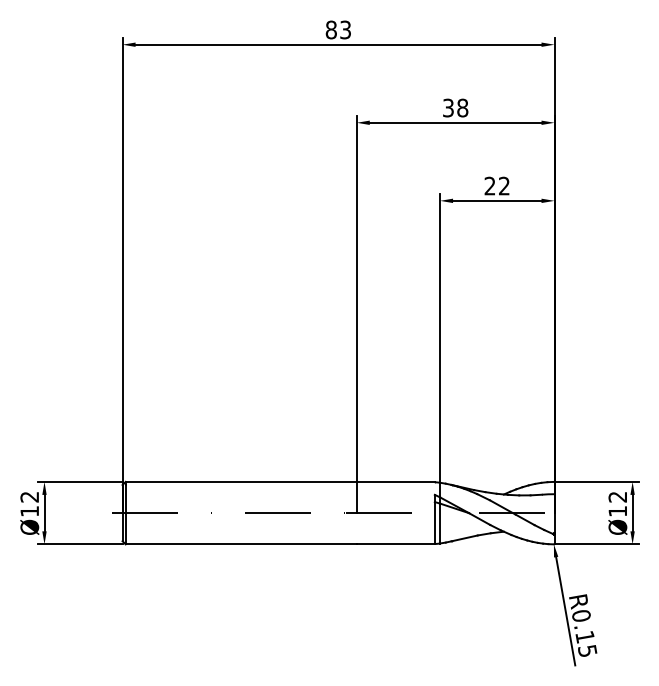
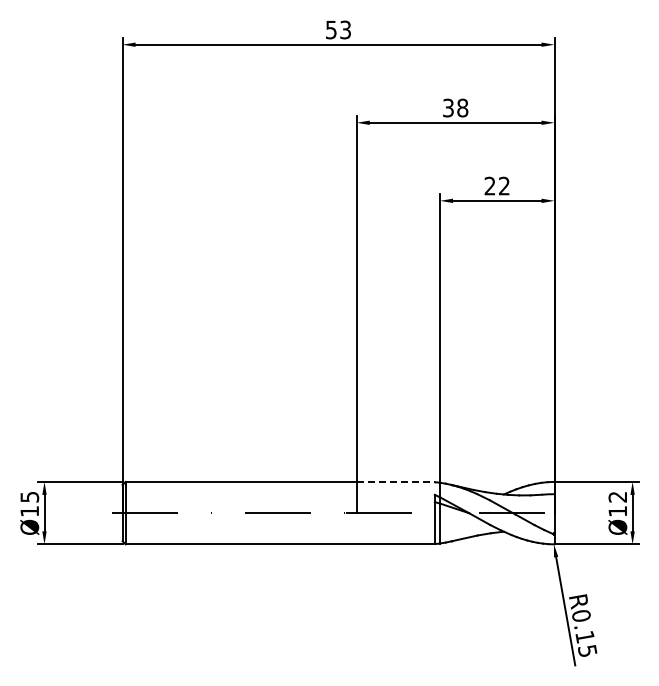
text: 83 -> 53 (330, 29)
line: solid -> dashed (396, 481)
text: Ø12 -> Ø15 (29, 497)
